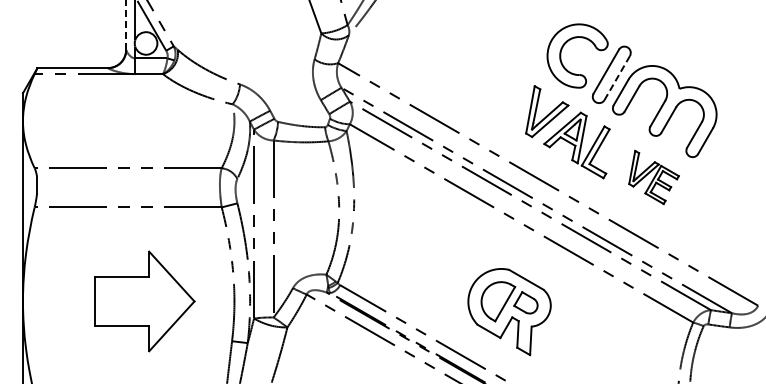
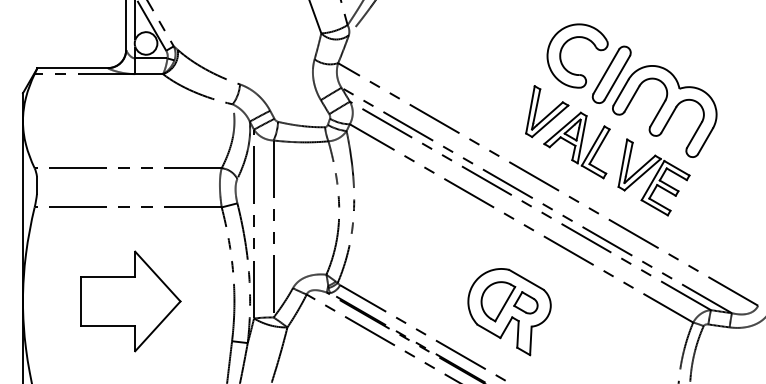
line: dashed -> solid (126, 25)
line: dashed -> solid (617, 78)
part size: 52x56 px -> 74x79 px (653, 177)
part position: (144, 301) -> (130, 301) (130, 301)
